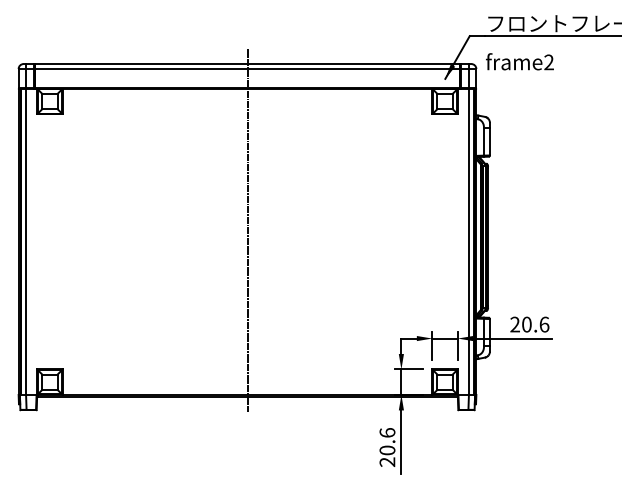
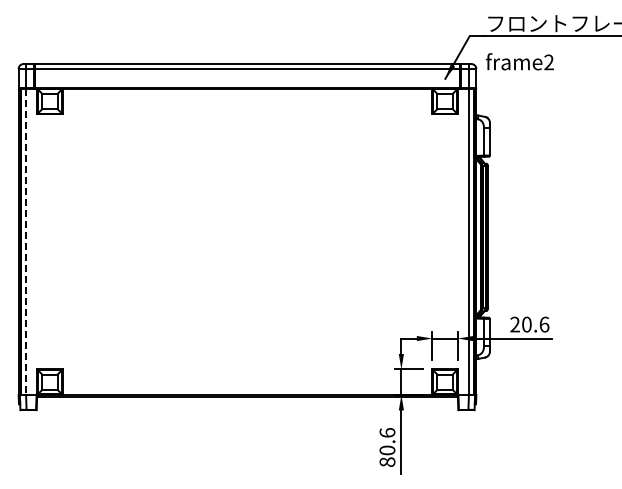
line: present -> none (247, 230)
line: solid -> dashed (26, 242)
text: 20.6 -> 80.6 (387, 461)
